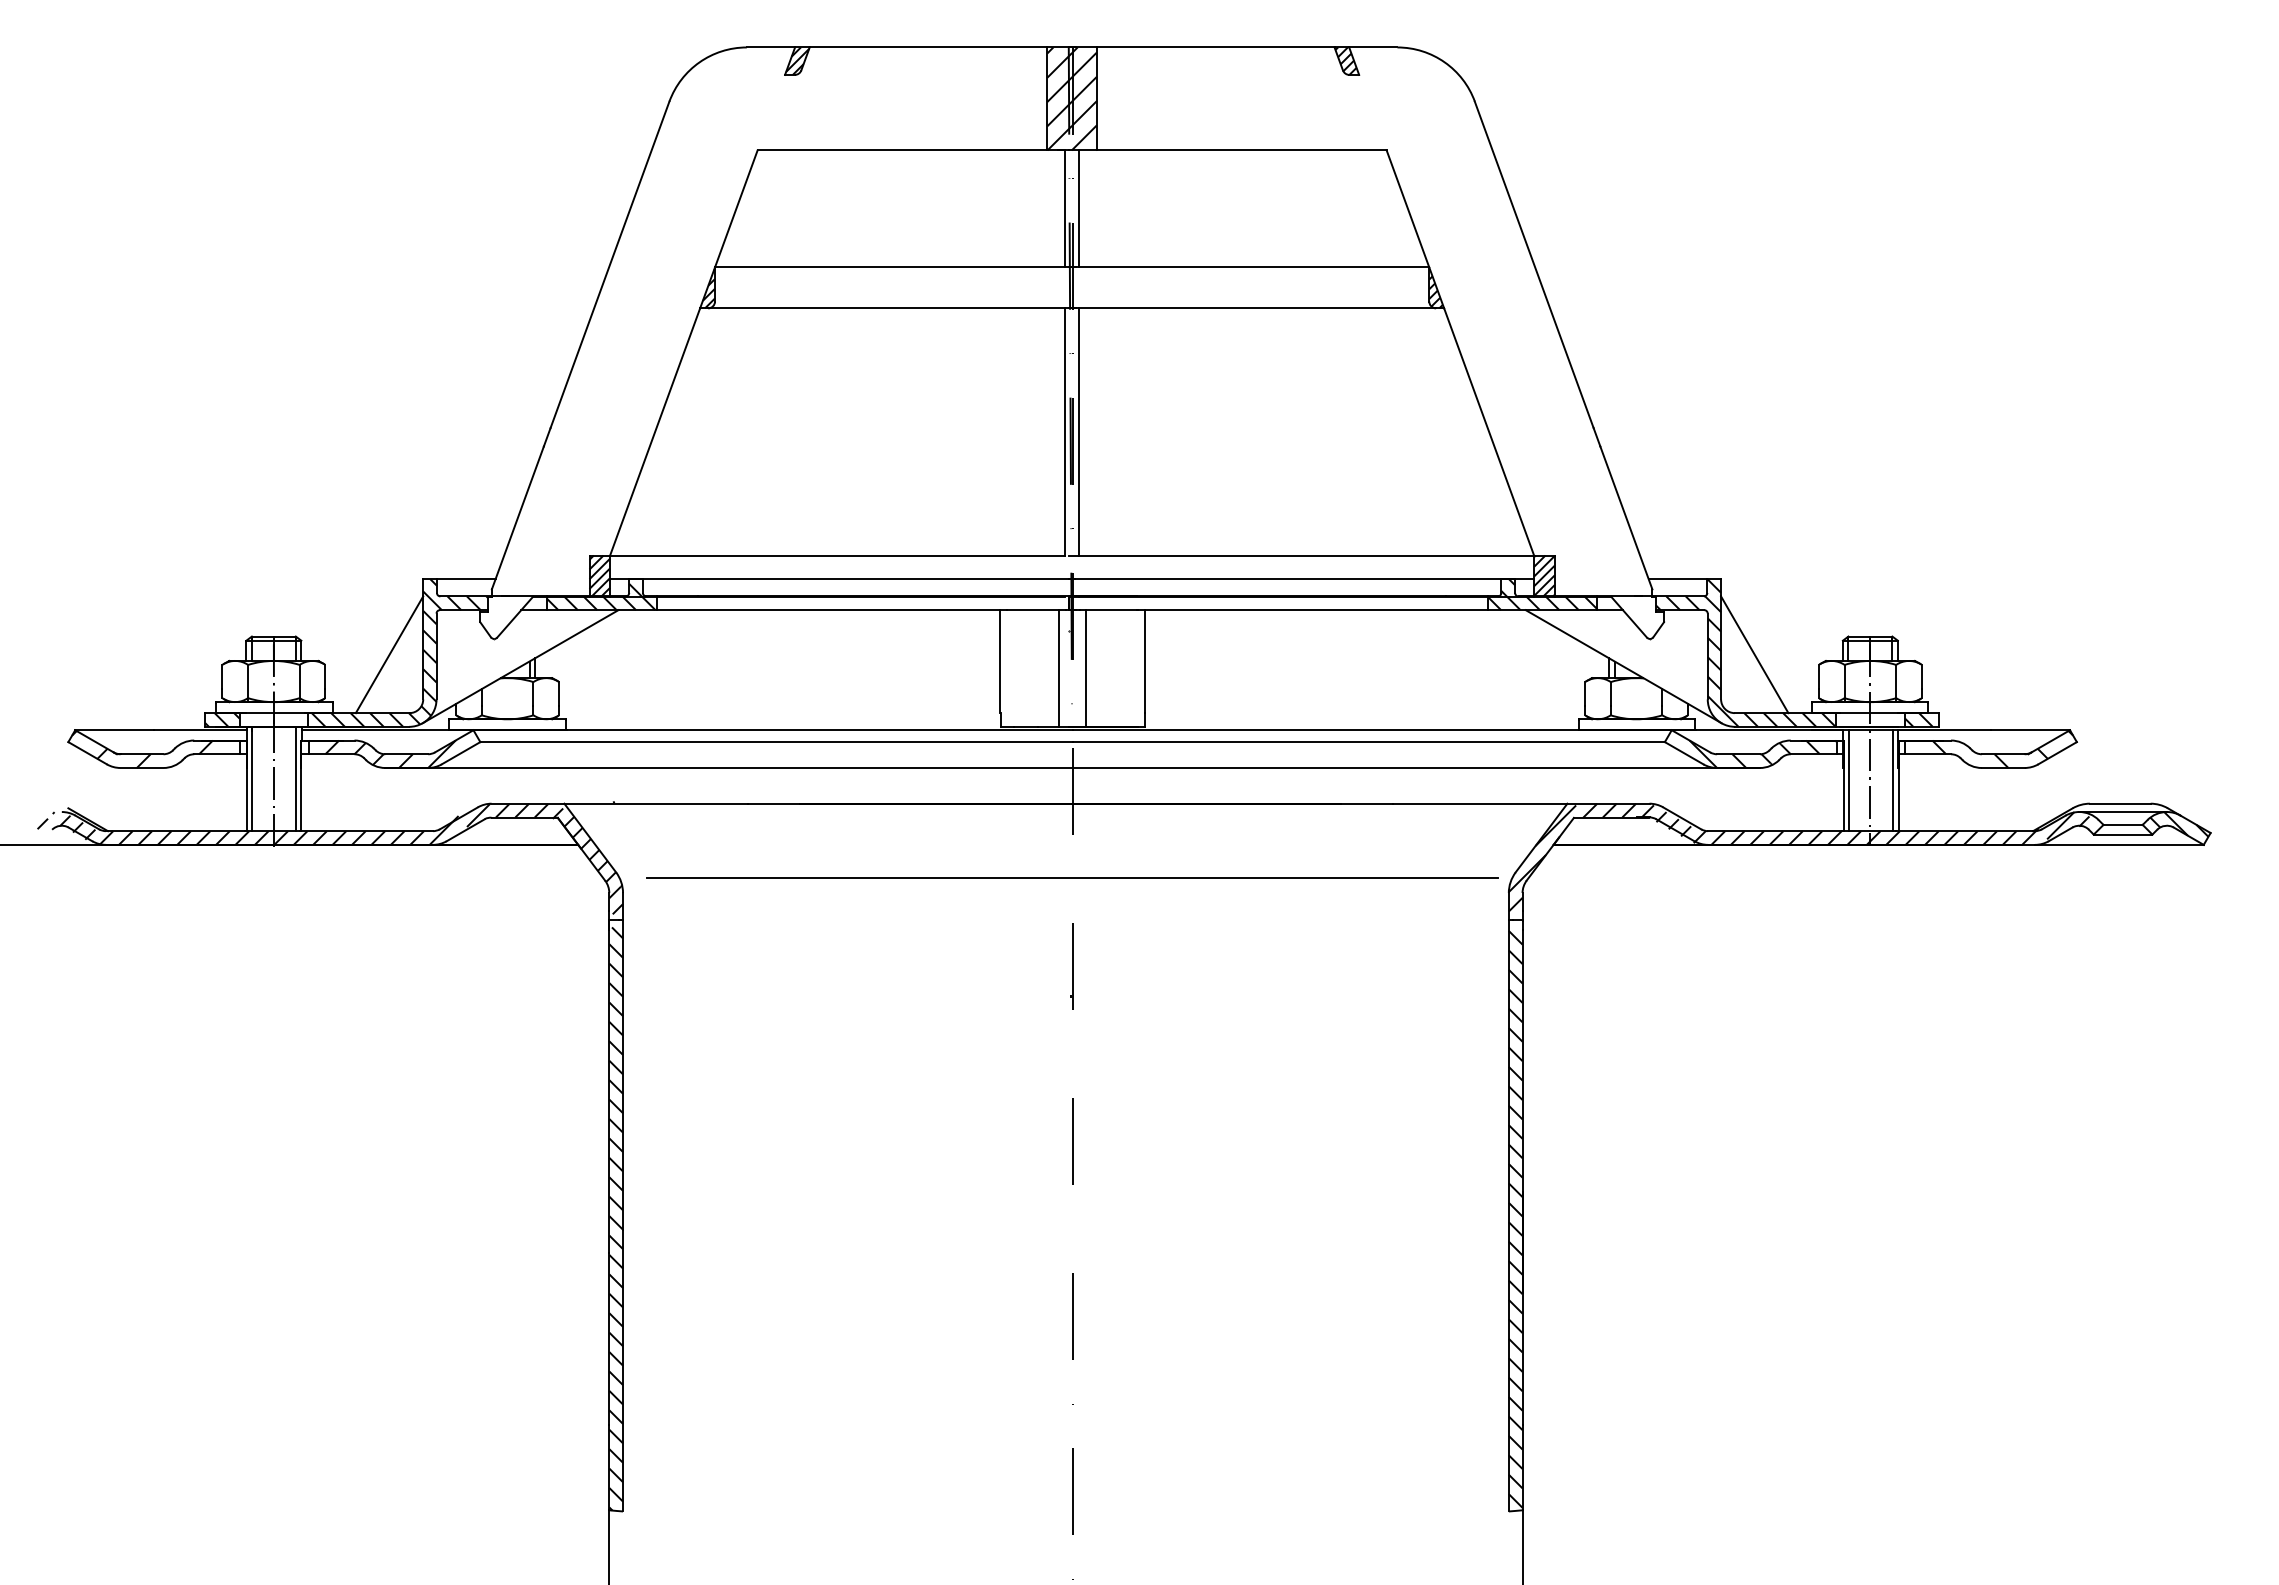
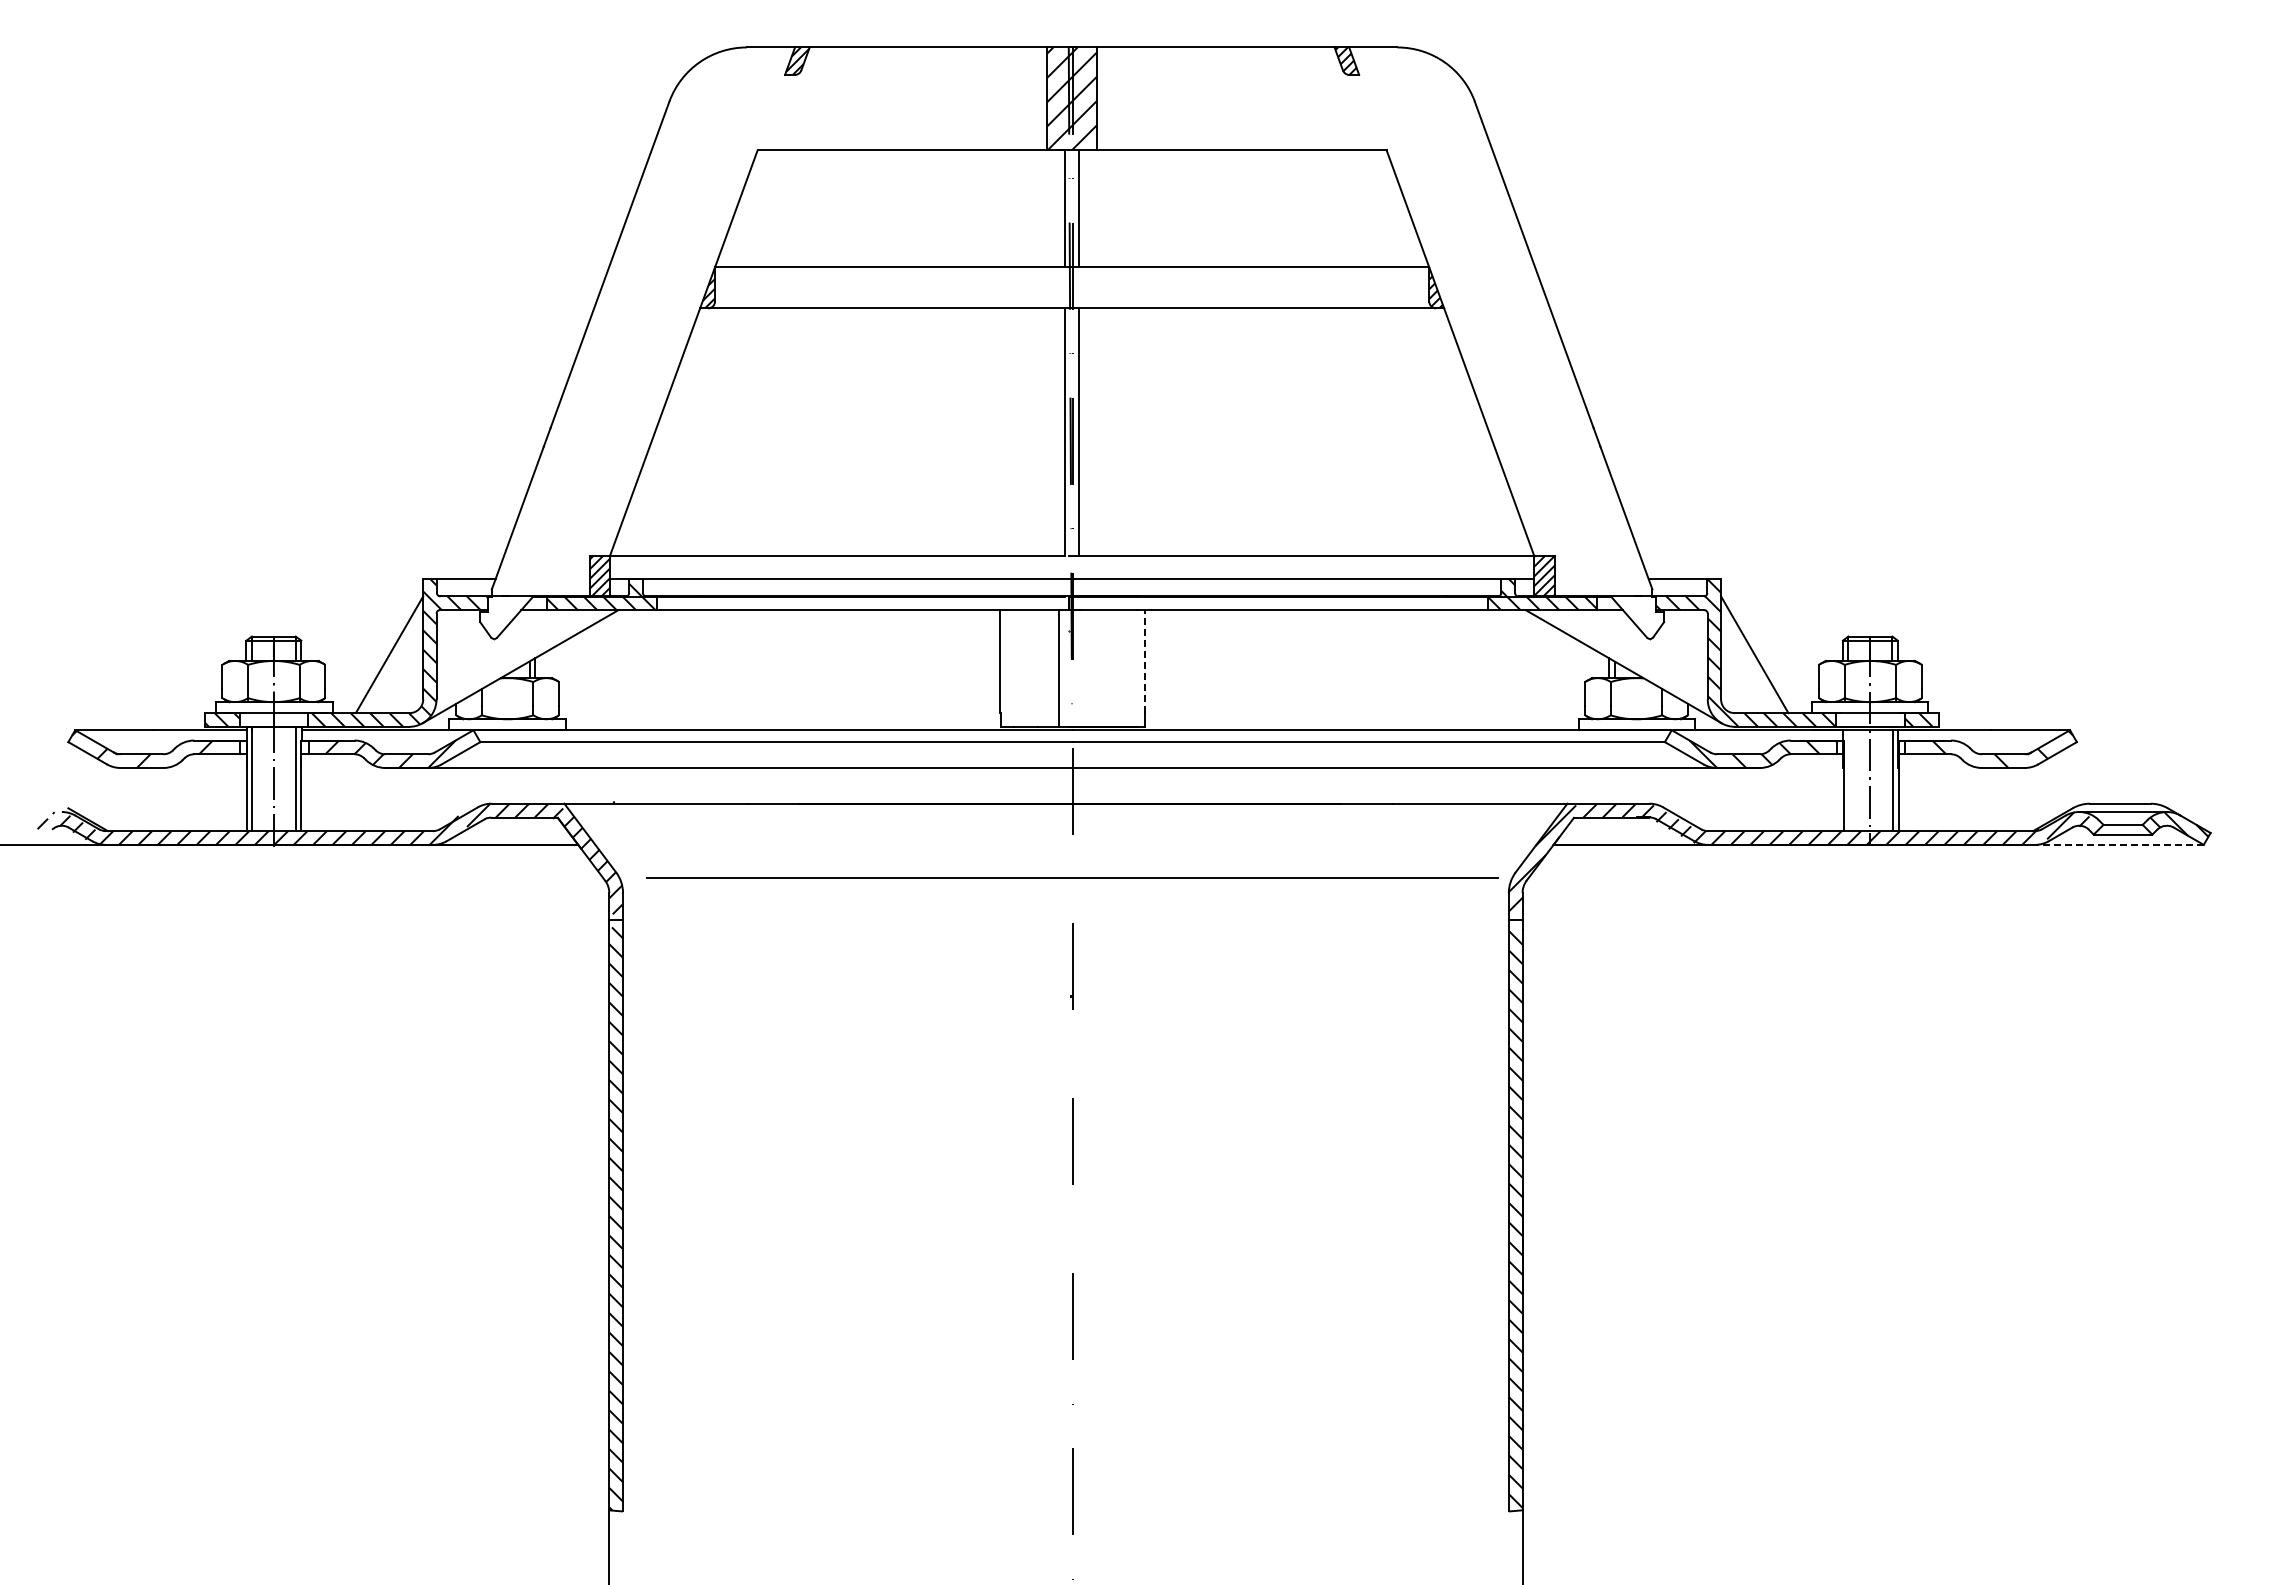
line: solid -> dashed (1144, 661)
line: present -> none (1086, 668)
line: present -> none (1849, 780)
line: solid -> dashed (2118, 844)
